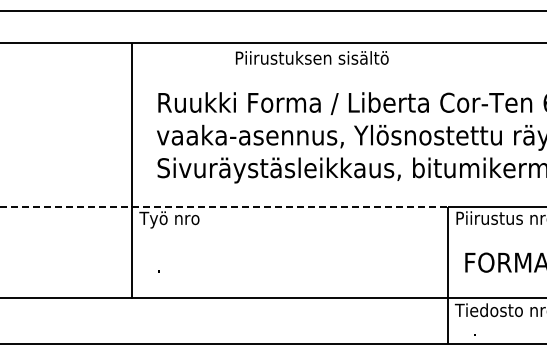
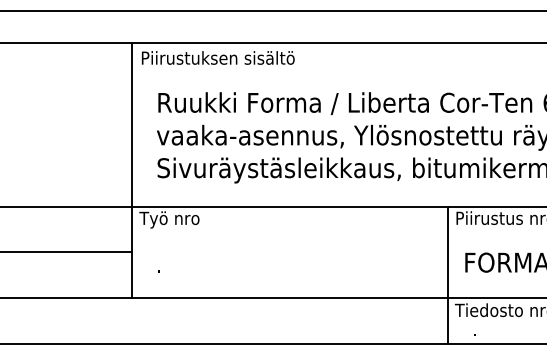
text position: (312, 57) -> (218, 57) (218, 57)
line: dashed -> solid (224, 206)
line: none -> present (66, 252)
